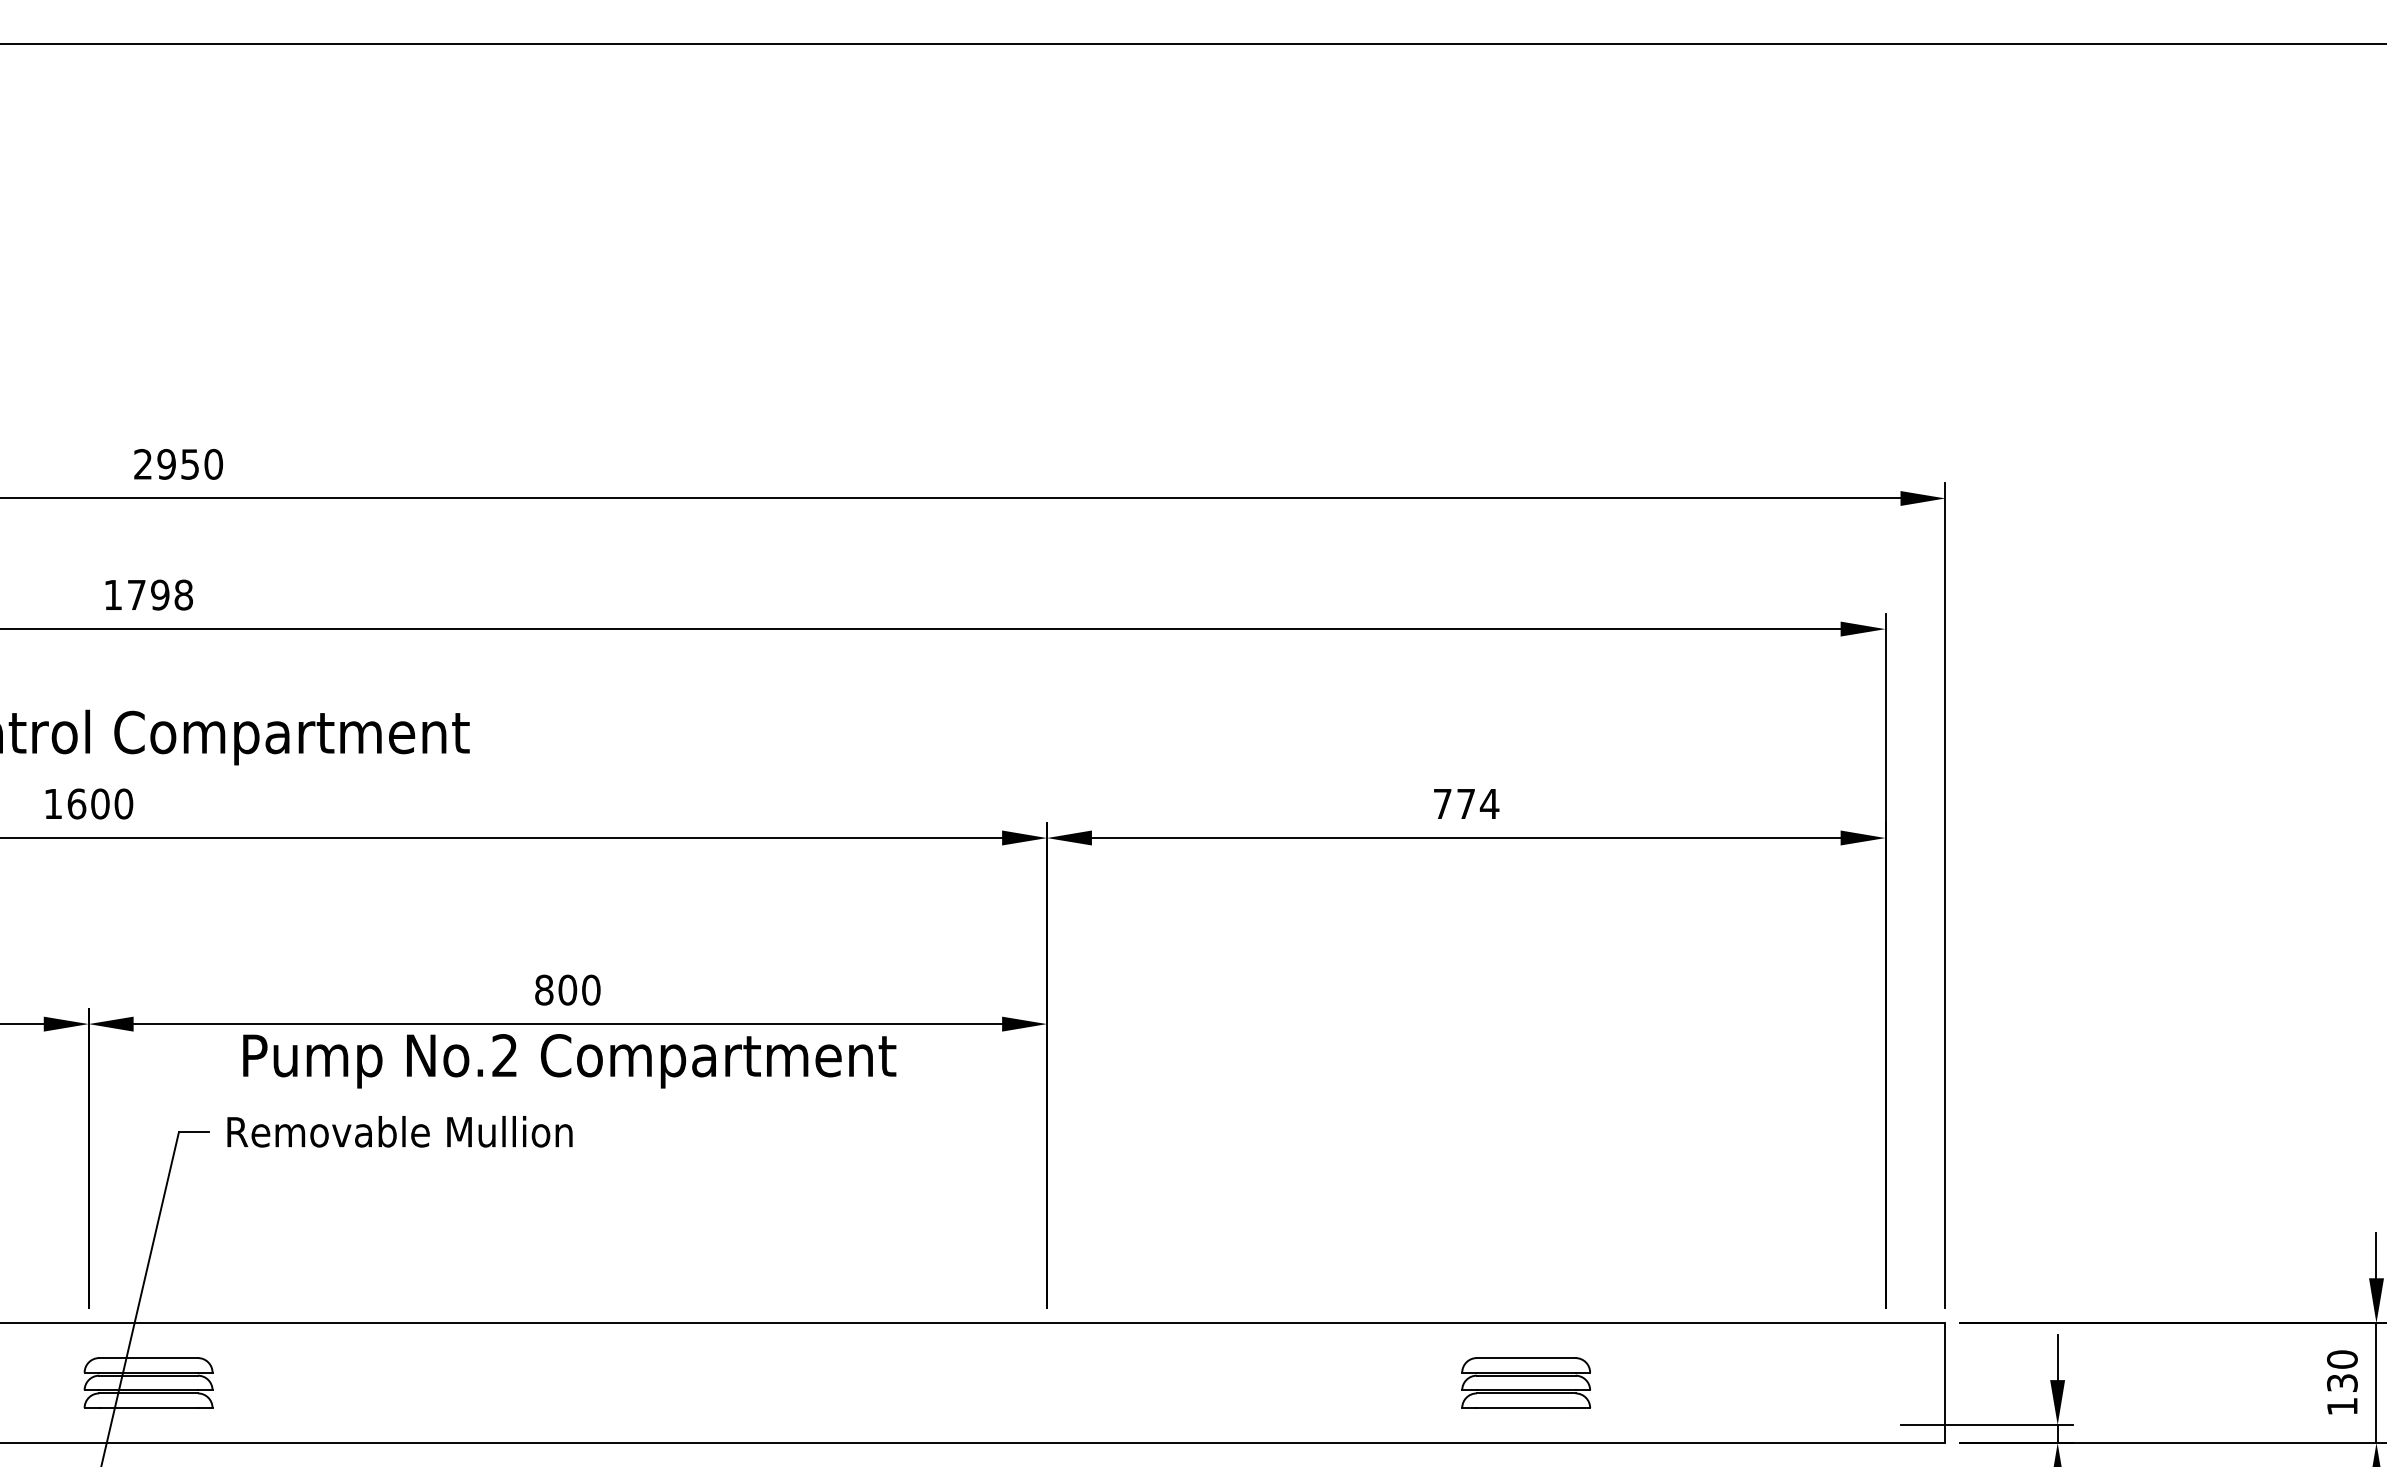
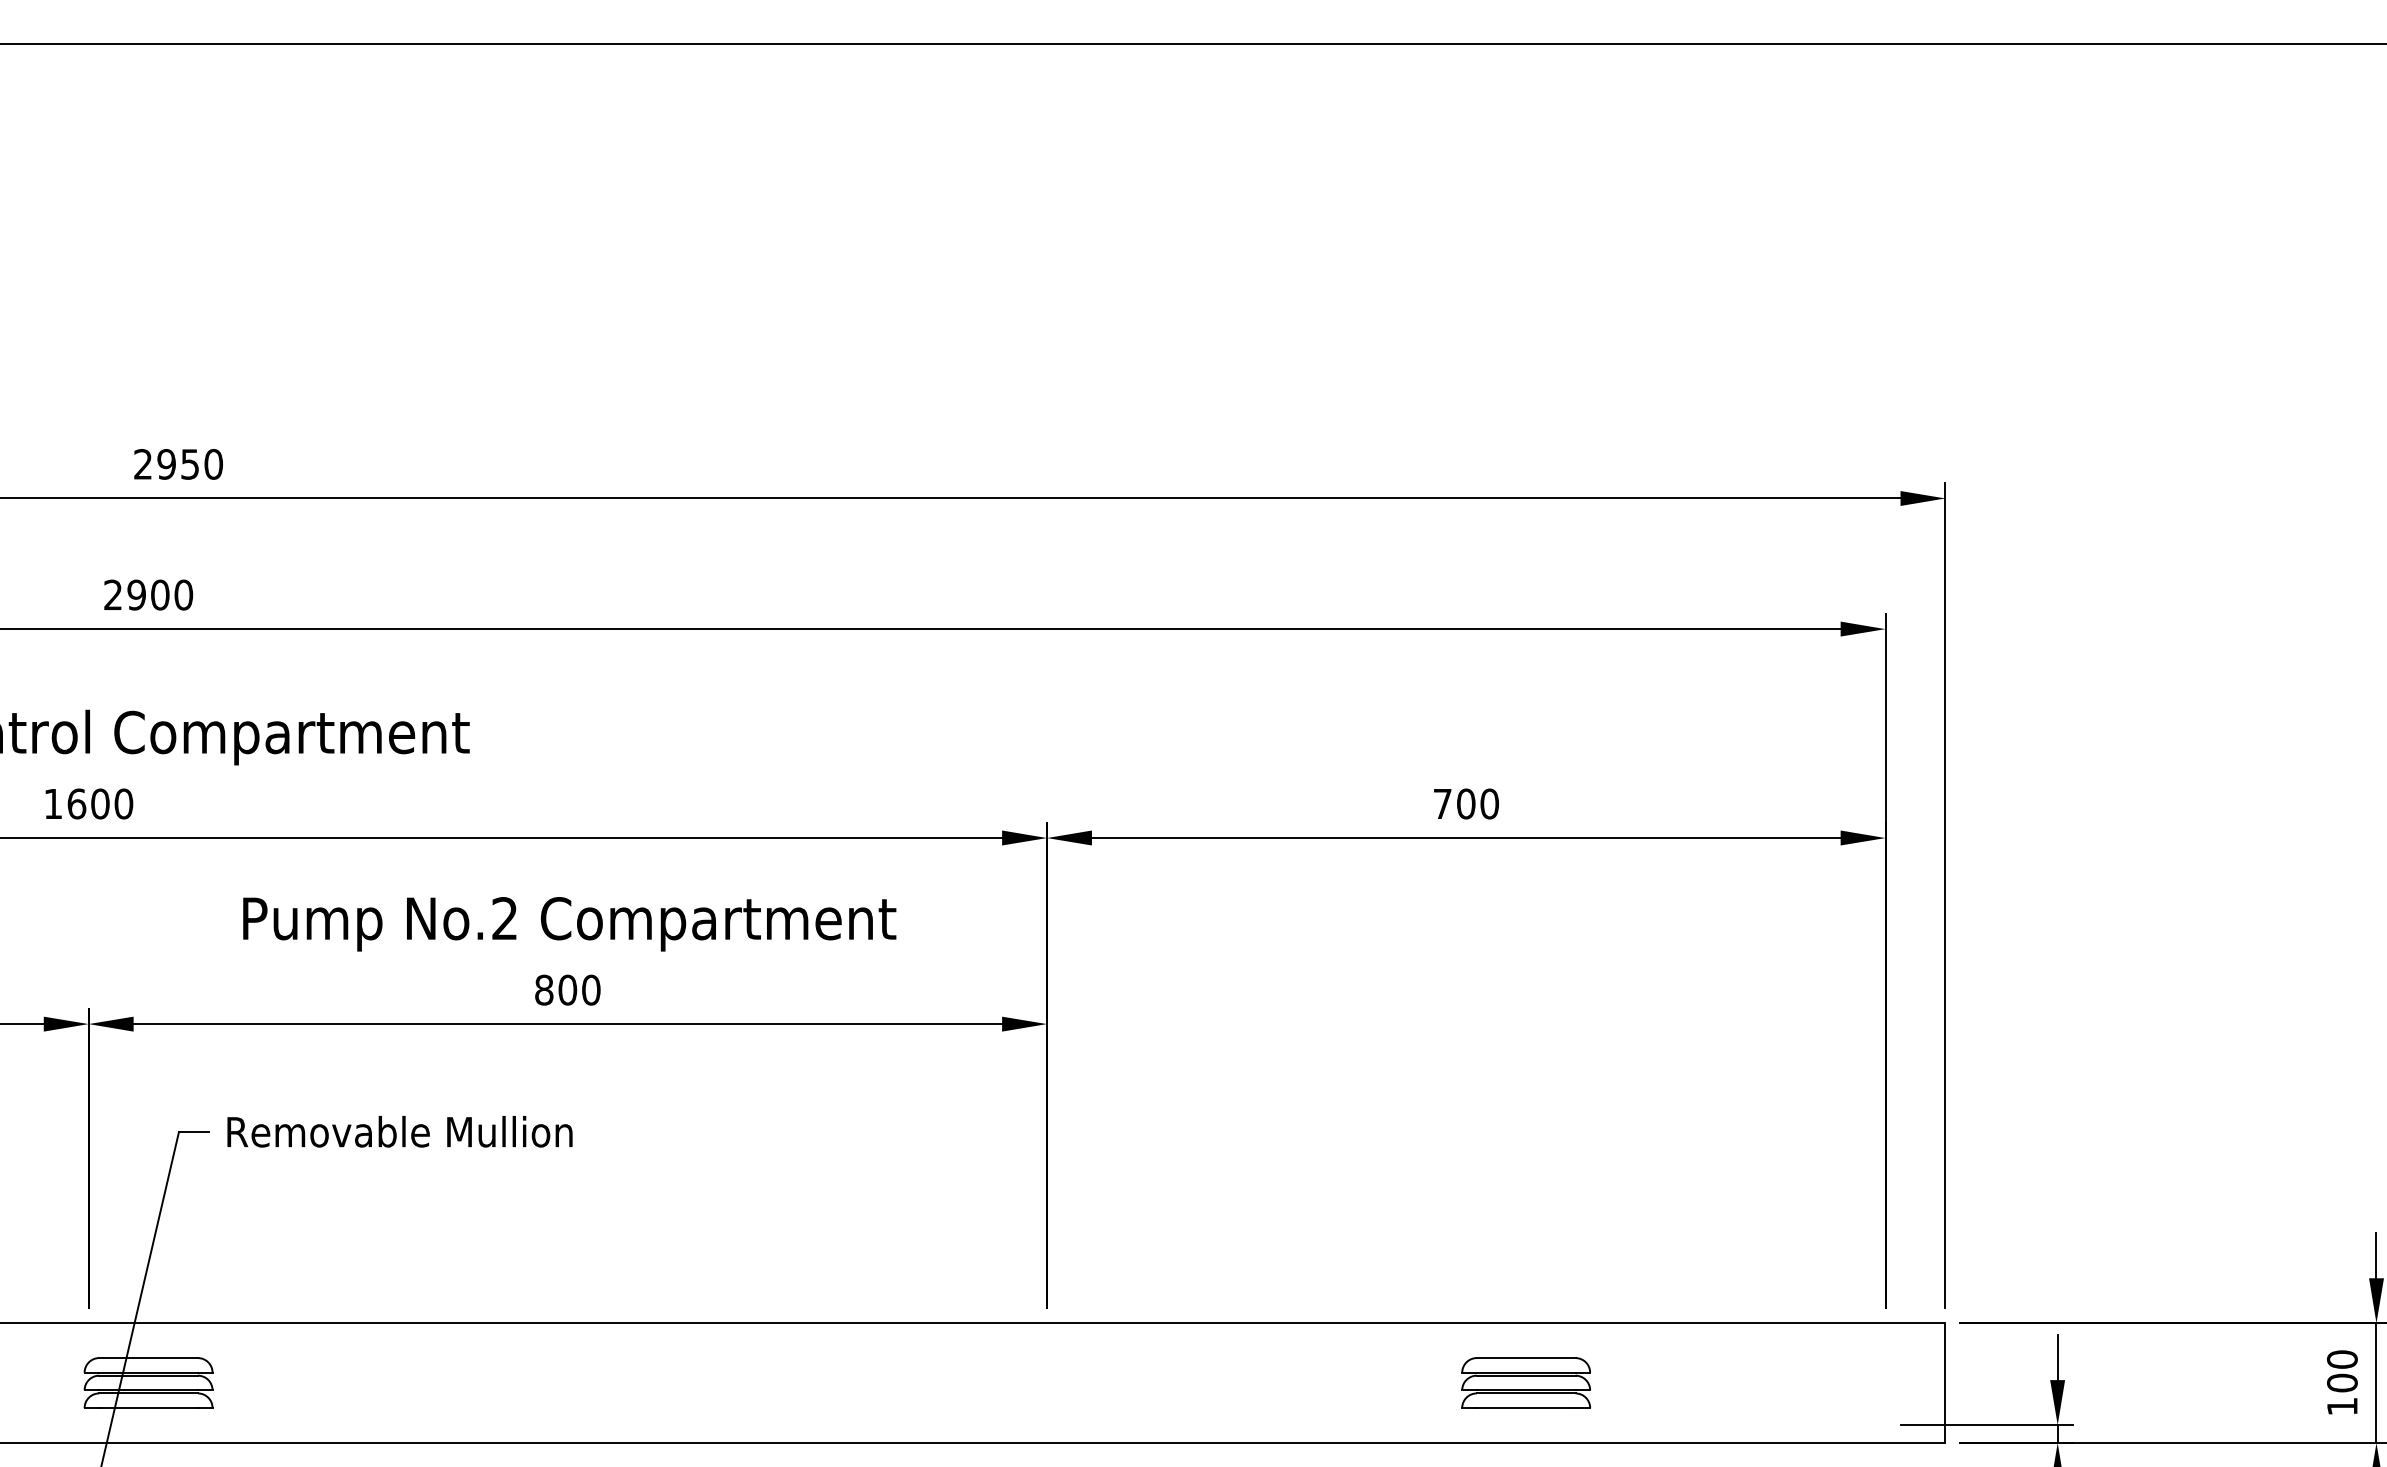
text: 1798 -> 2900 (148, 594)
text: 774 -> 700 (1478, 803)
text position: (569, 1061) -> (569, 924) (569, 924)
text: 130 -> 100 (2342, 1382)
